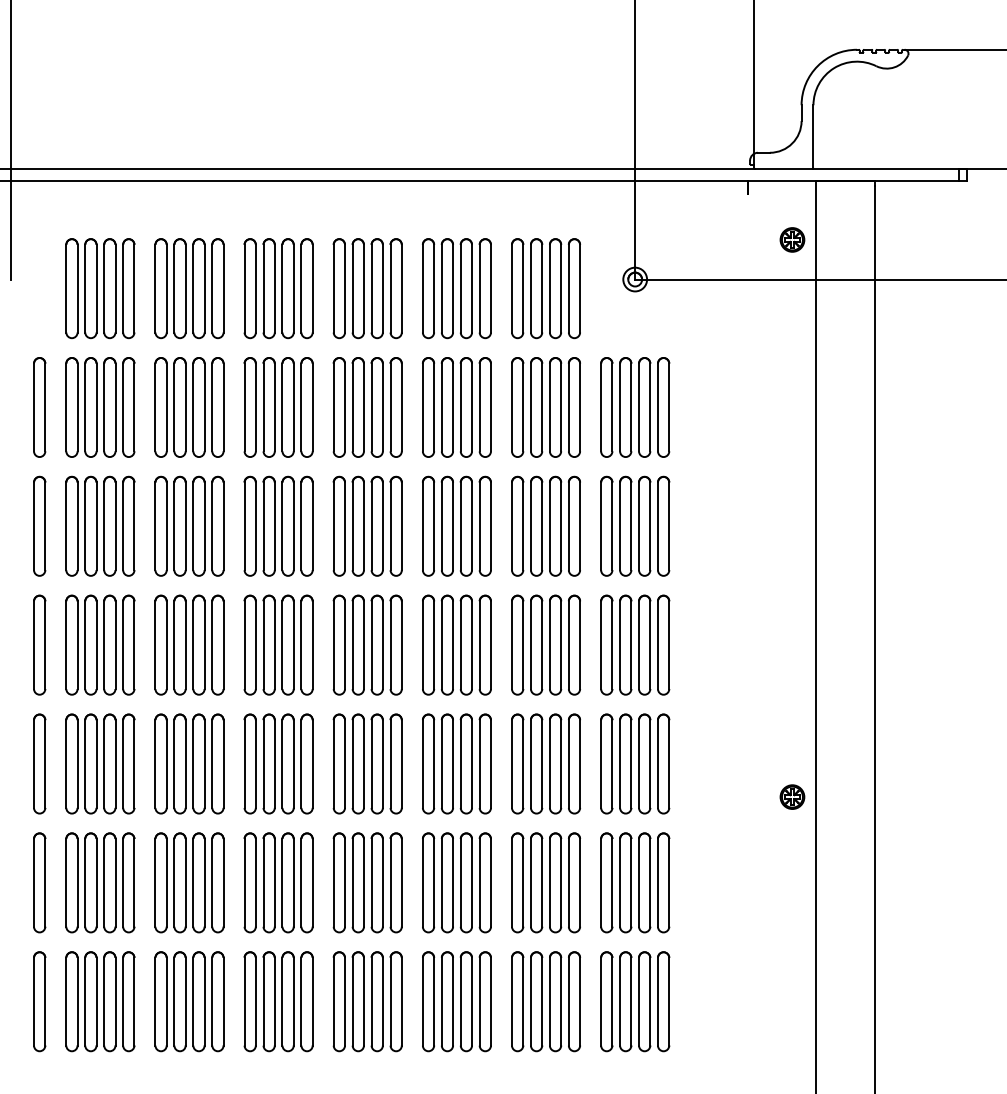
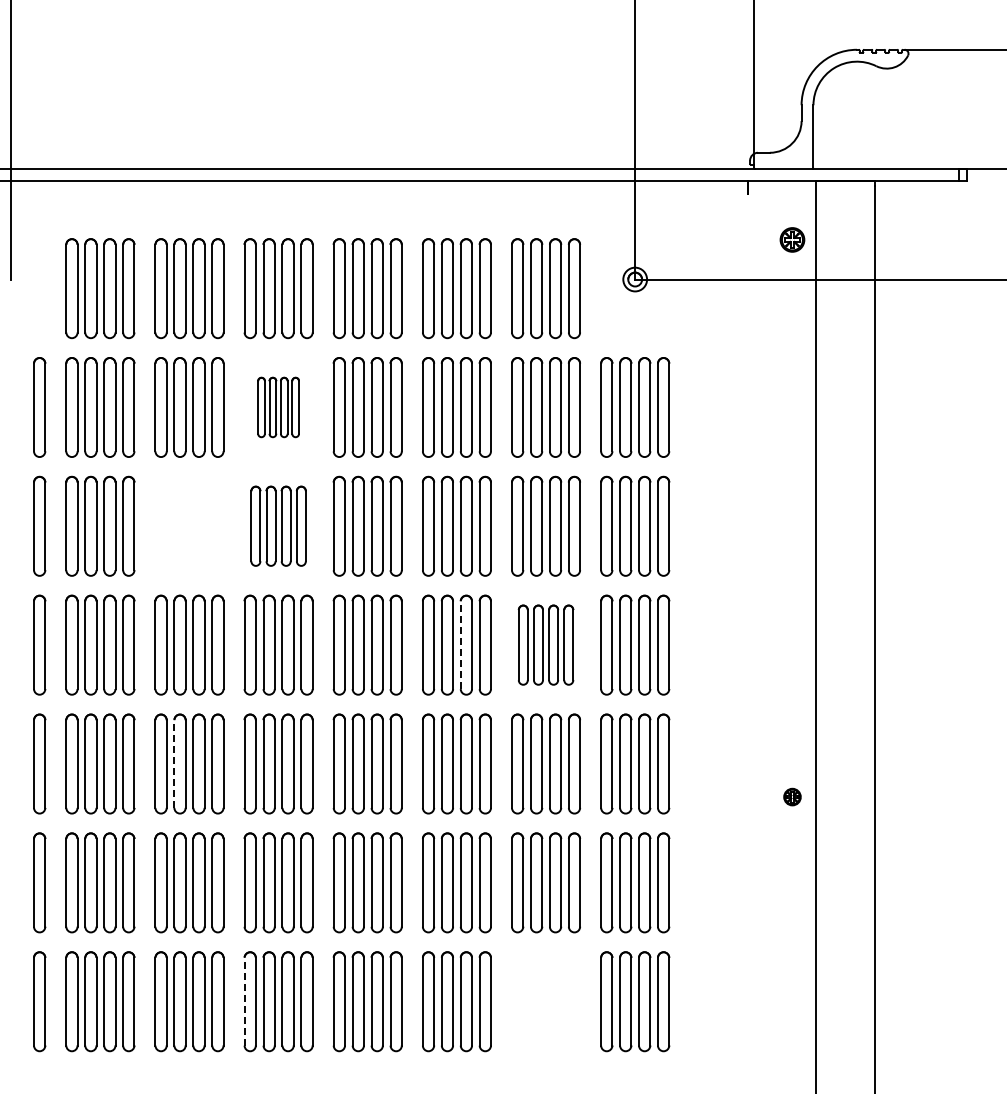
part size: 71x101 px -> 43x63 px (278, 407)
part: present -> none (189, 525)
part size: 71x102 px -> 57x82 px (278, 525)
part size: 70x102 px -> 58x82 px (545, 644)
line: solid -> dashed (460, 645)
line: solid -> dashed (174, 764)
part size: 27x26 px -> 19x20 px (792, 796)
line: solid -> dashed (244, 1001)
part: present -> none (545, 1001)
